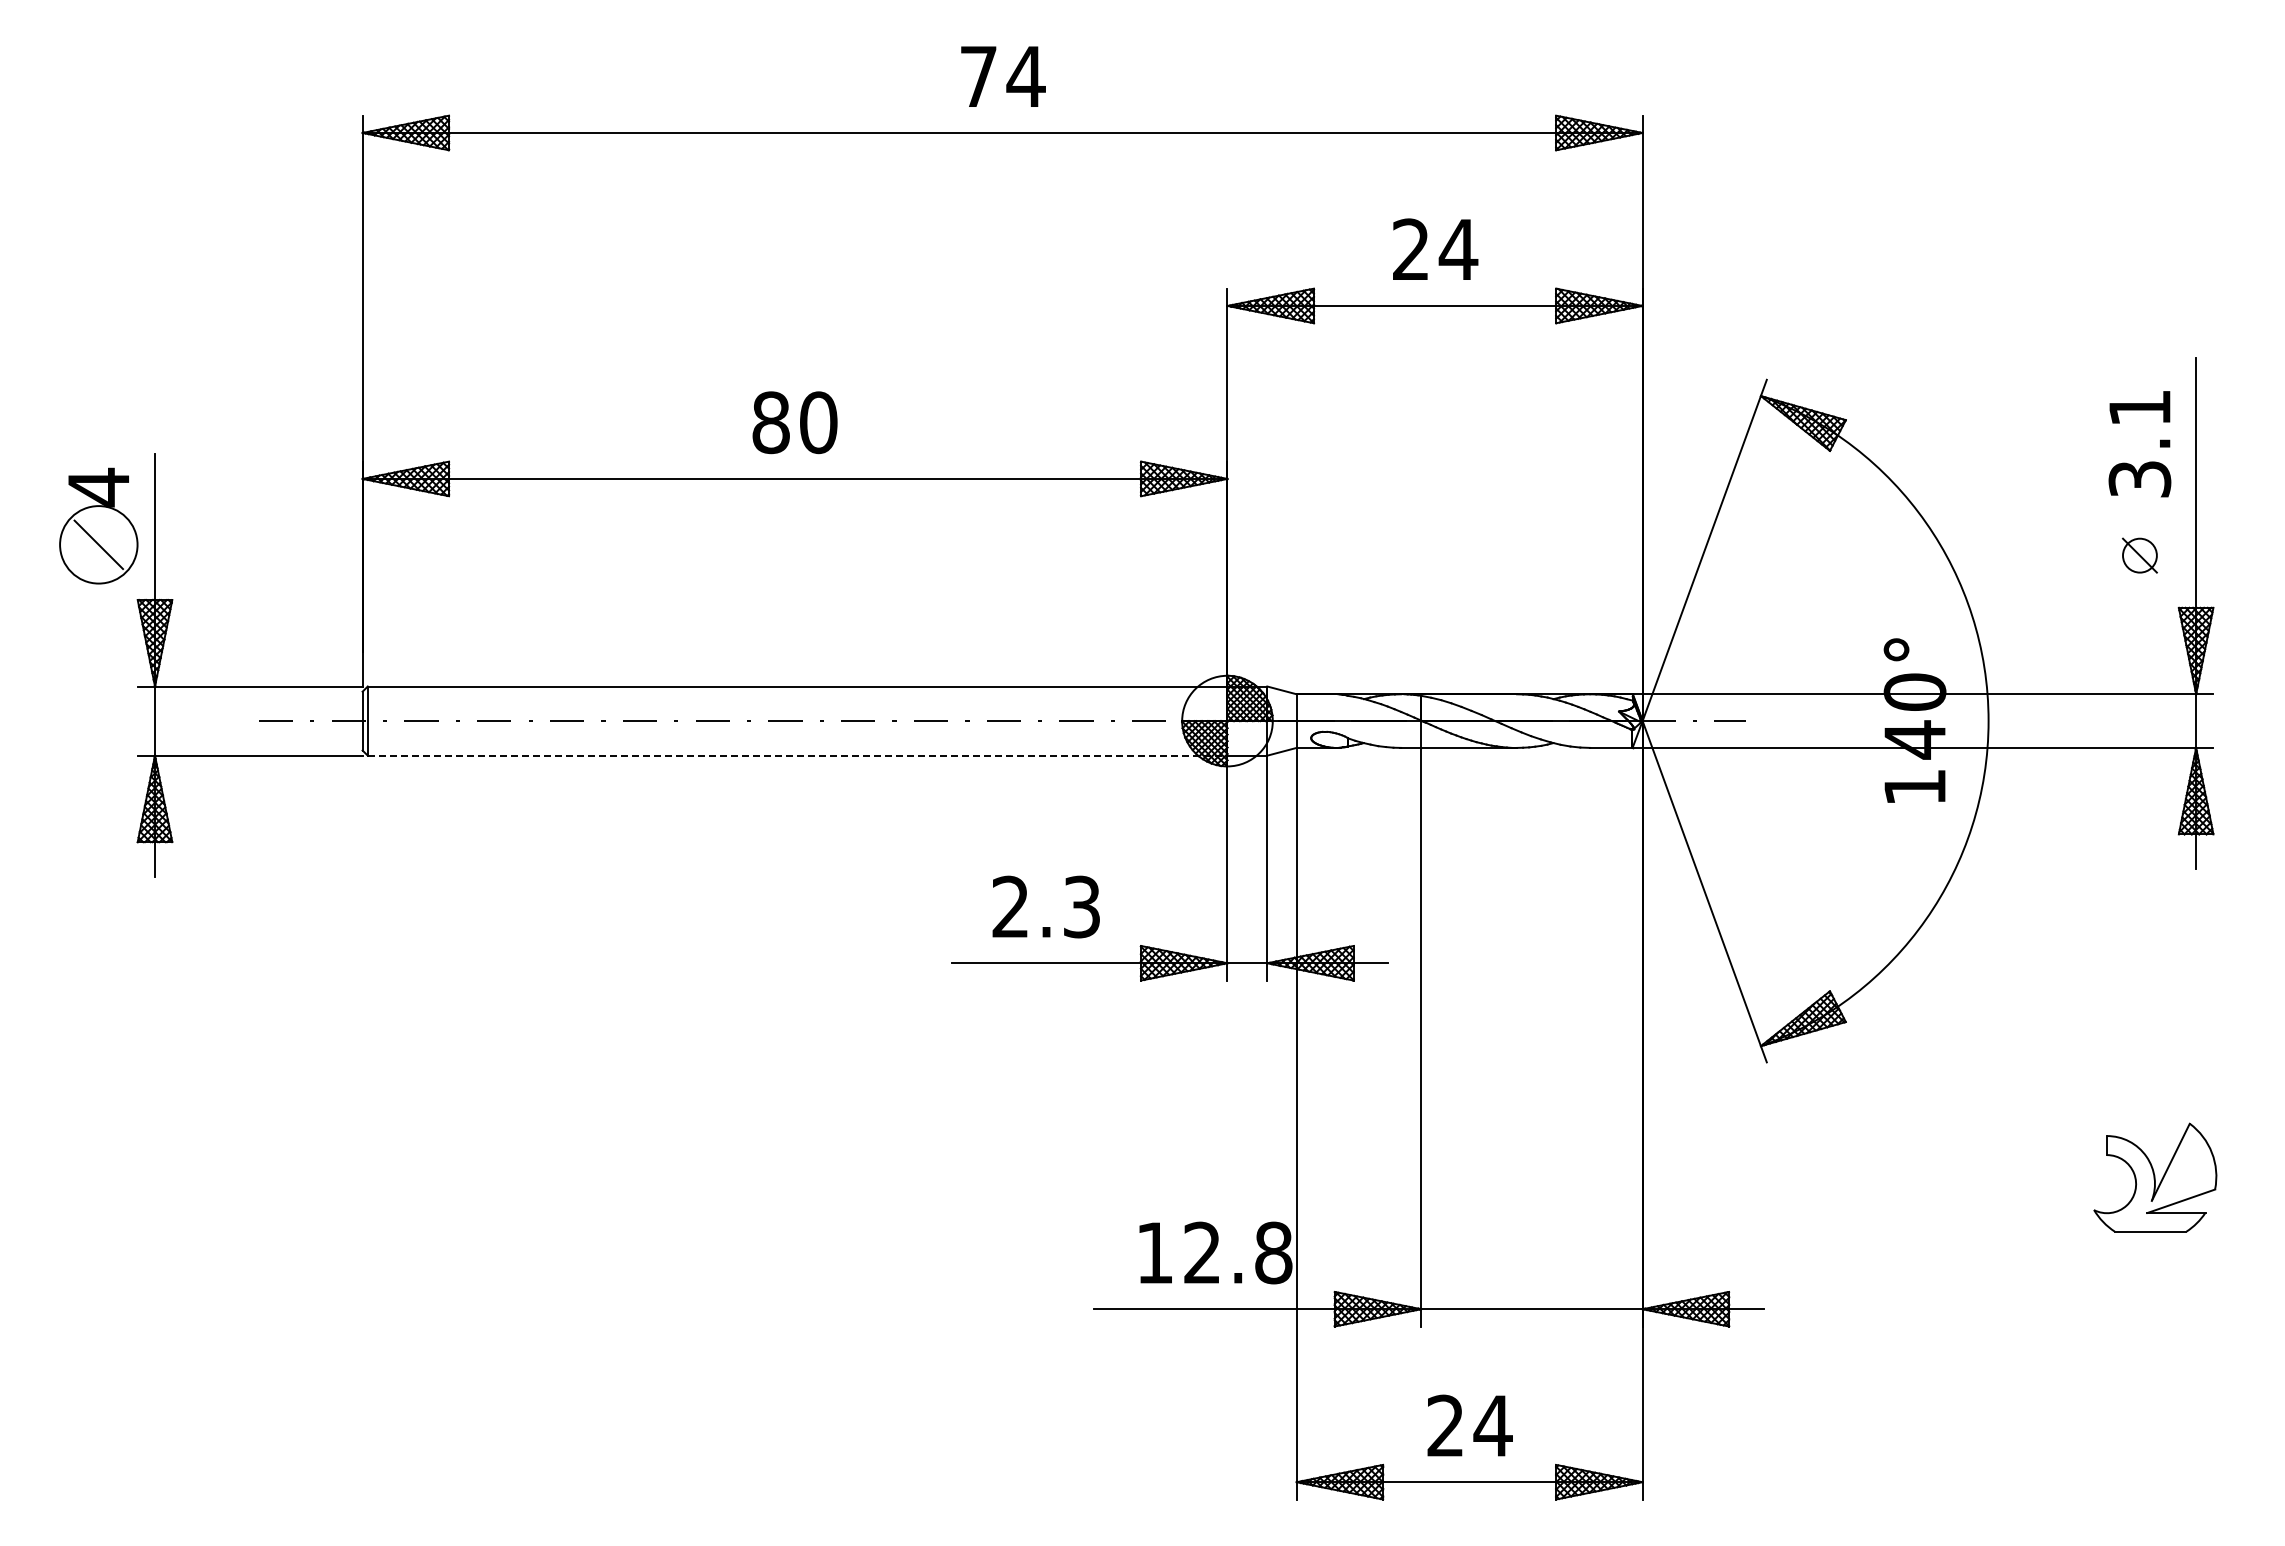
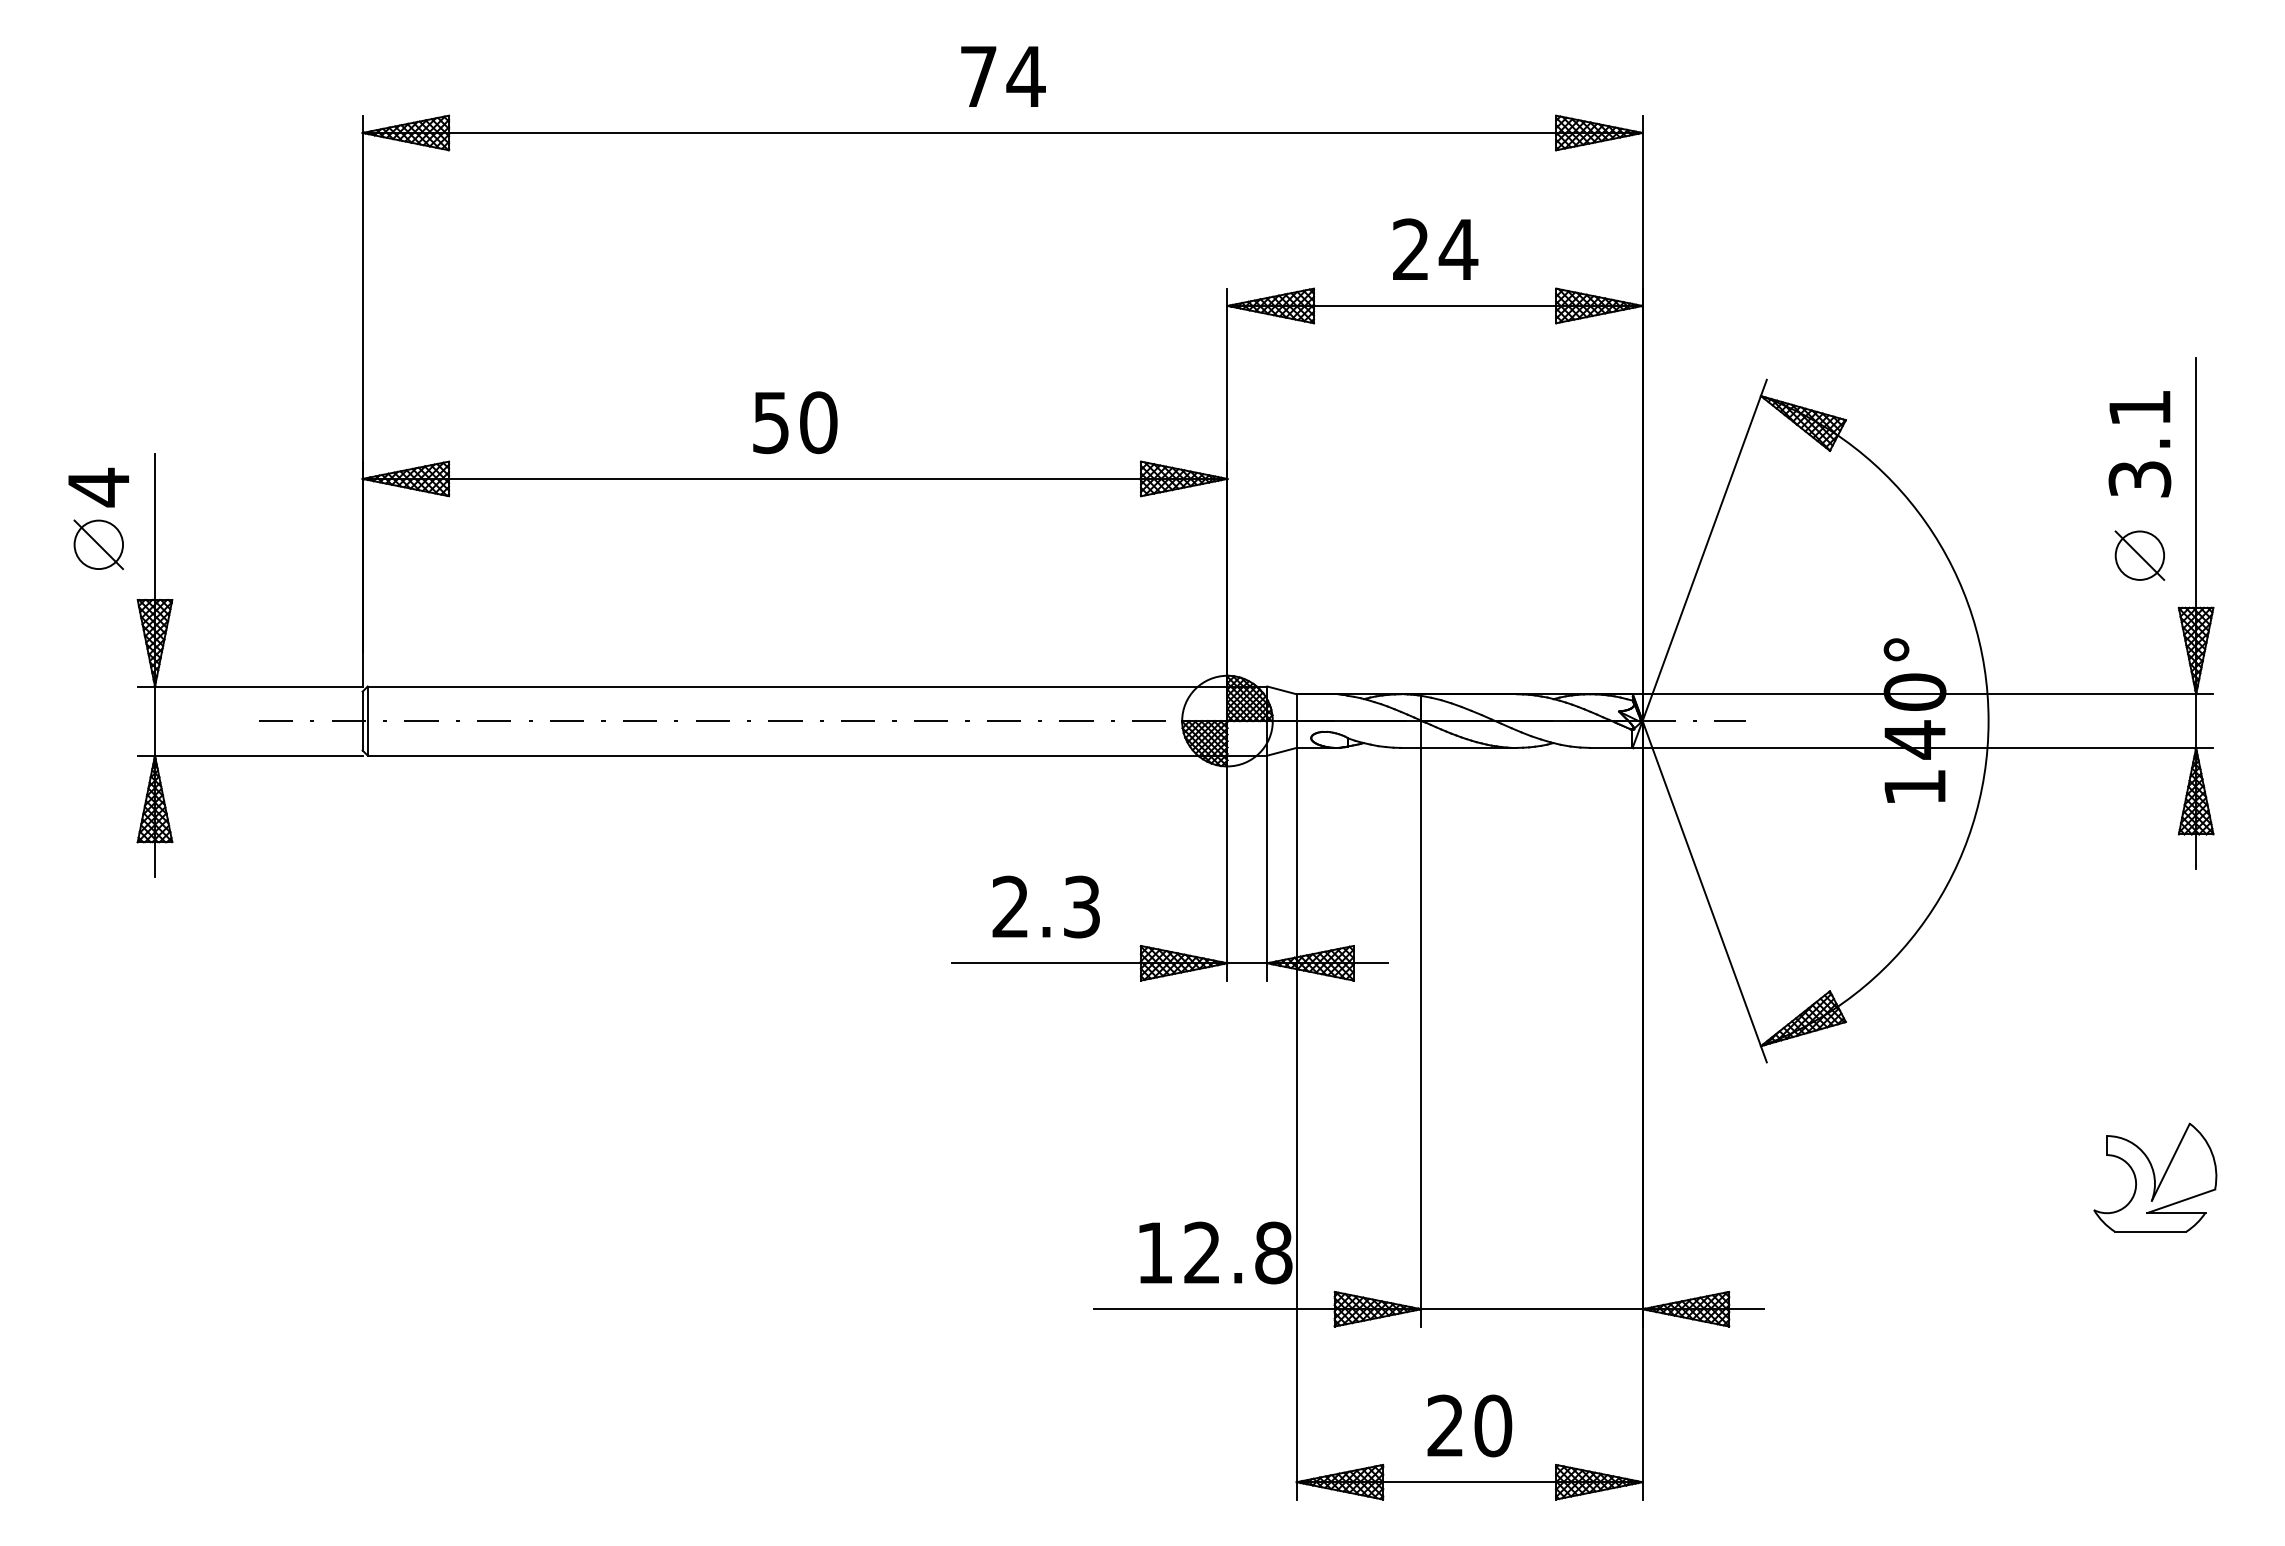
text: 80 -> 50 (770, 422)
circle diameter: 77 px -> 48 px (98, 544)
part size: 36x37 px -> 52x51 px (2139, 555)
line: dashed -> solid (797, 755)
text: 24 -> 20 (1492, 1425)
